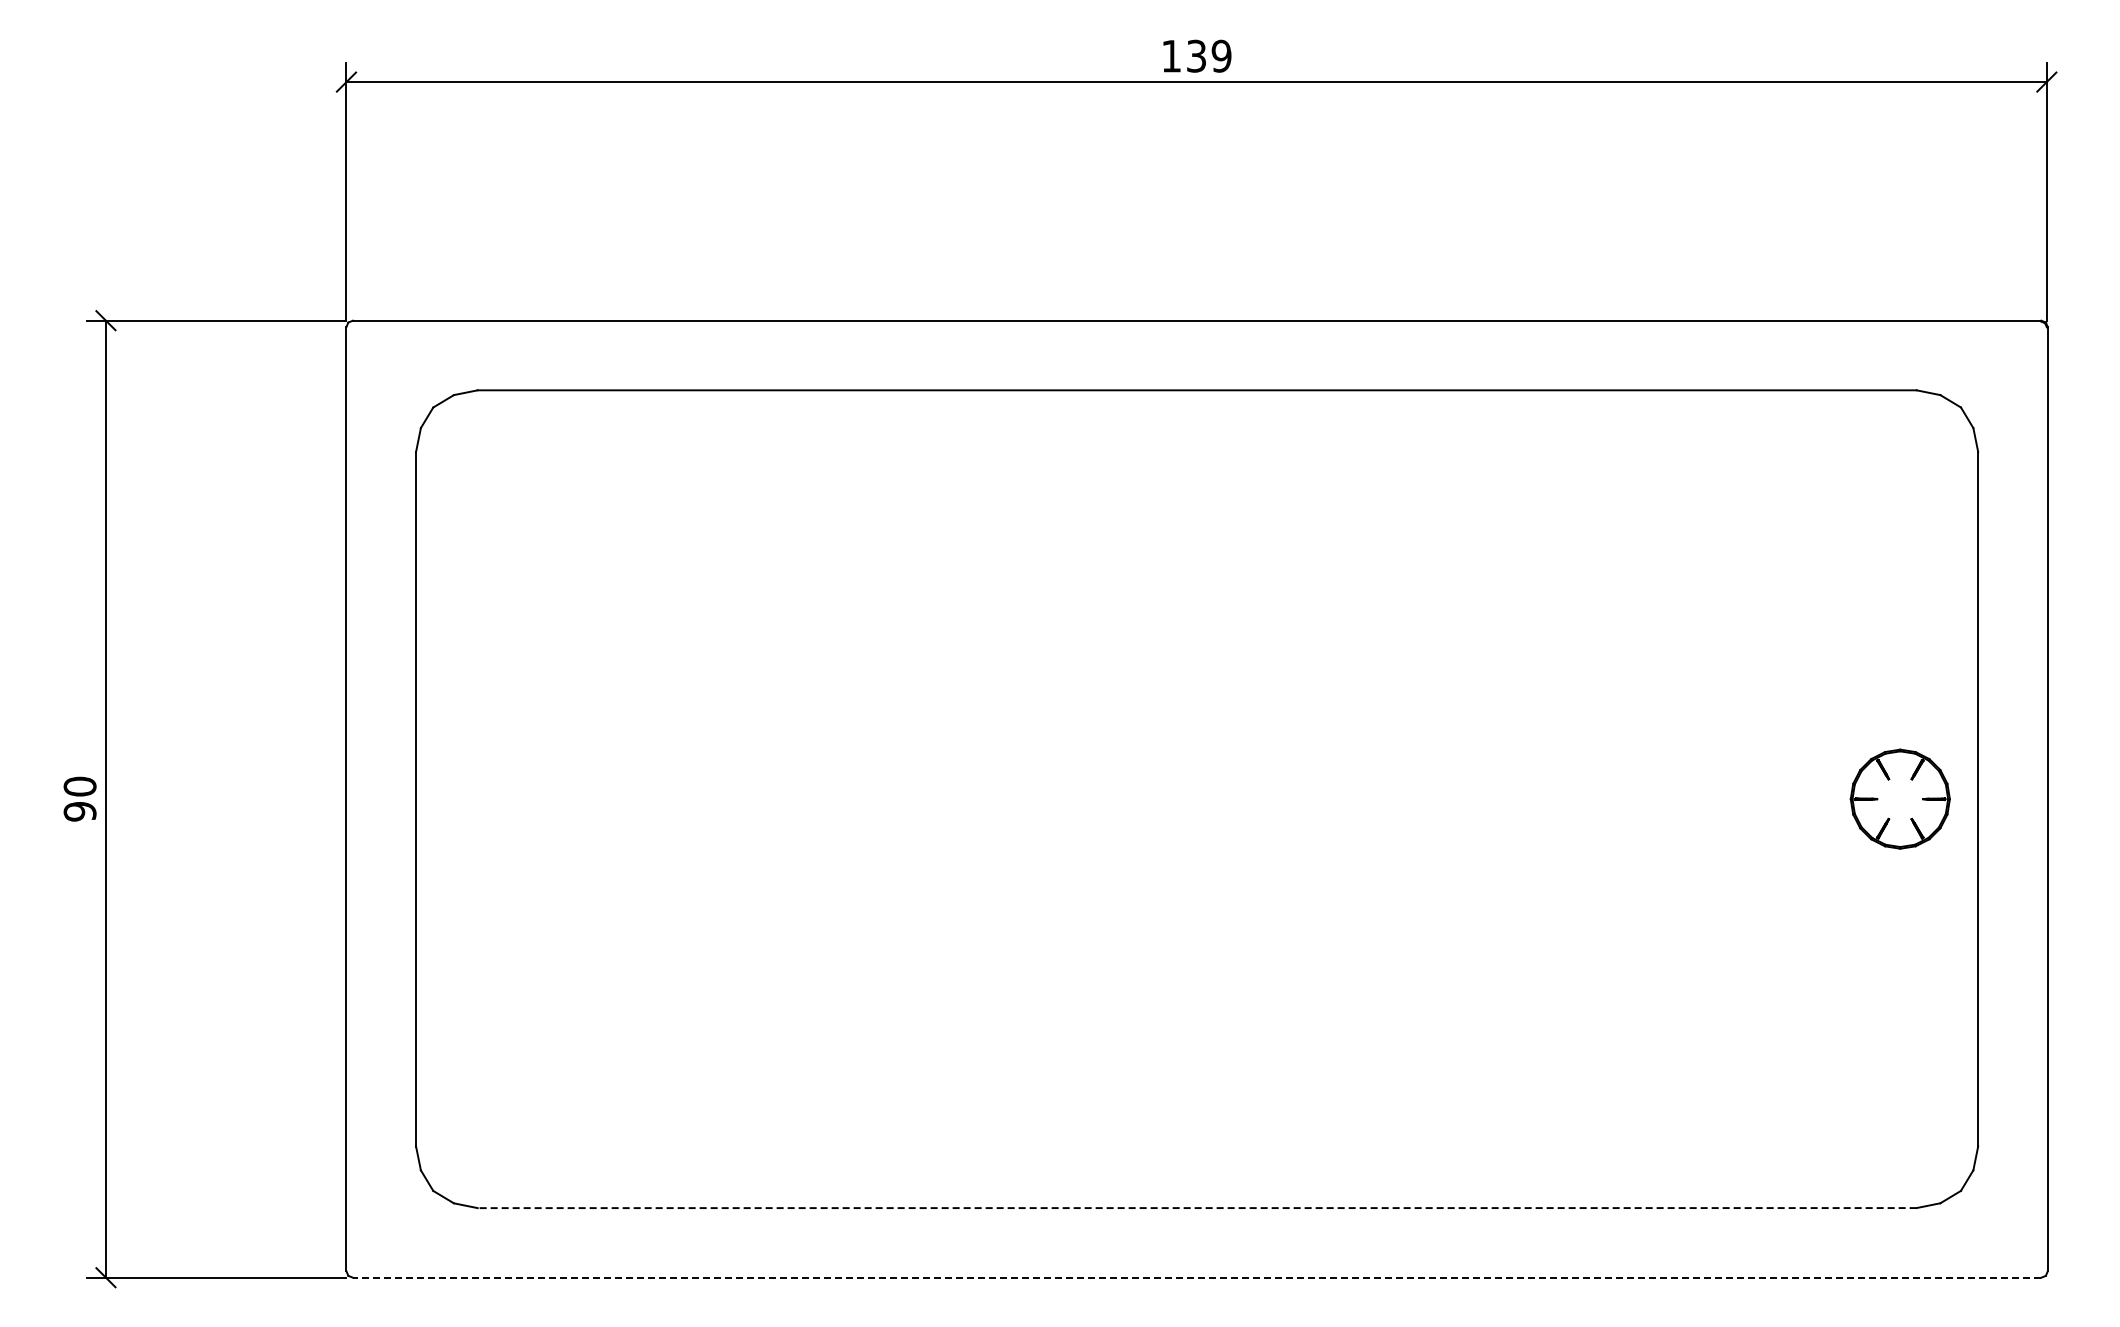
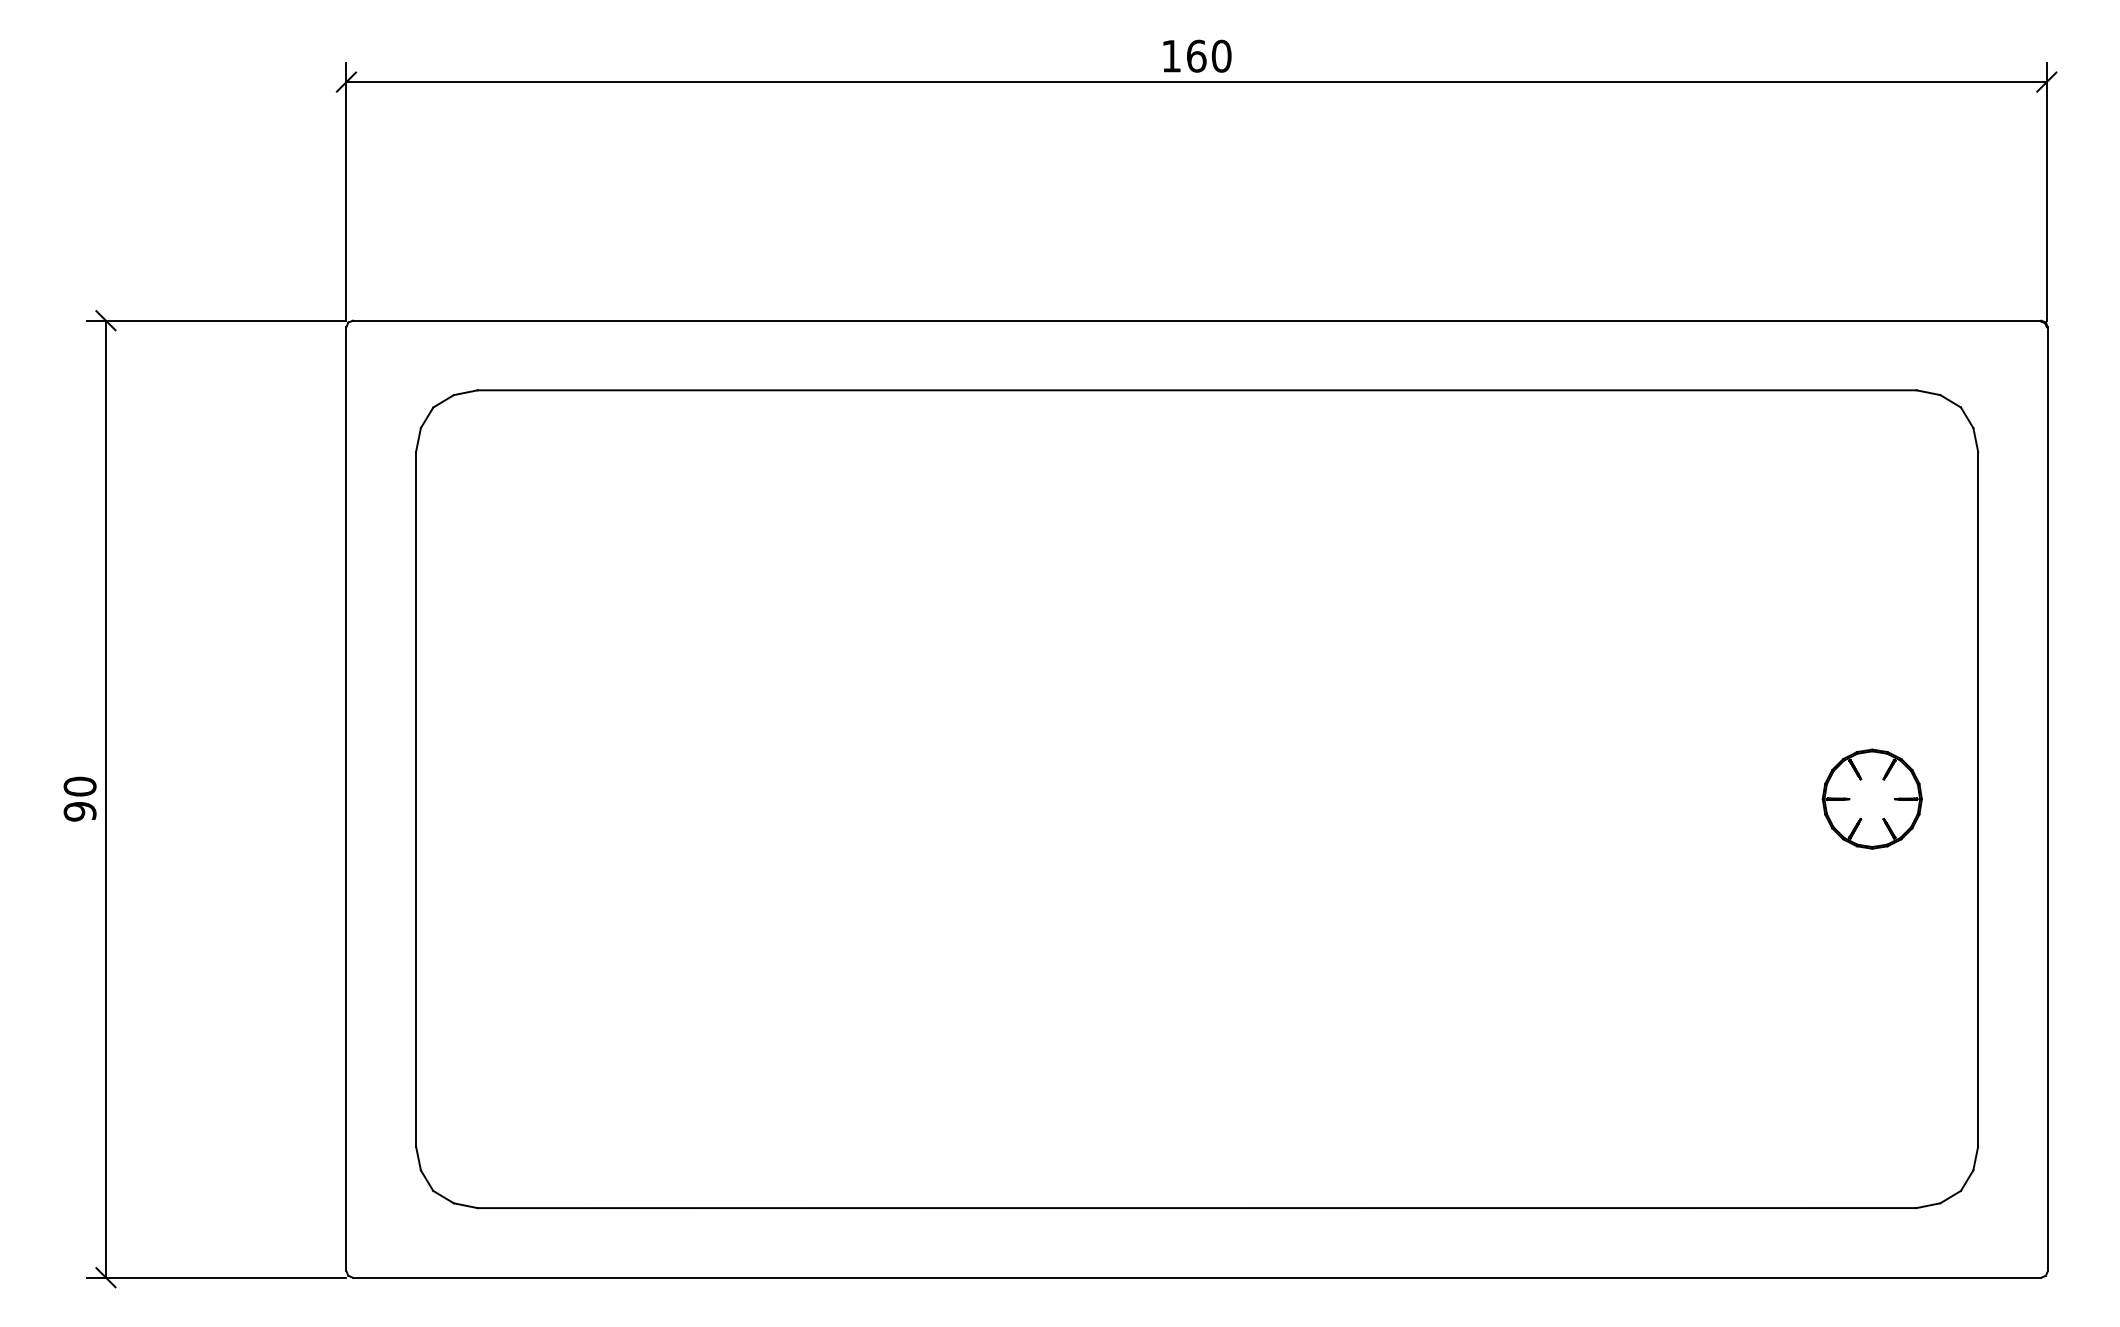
text: 139 -> 160 (1209, 55)
part position: (1899, 798) -> (1871, 798) (1871, 798)
line: dashed -> solid (1196, 1208)
line: dashed -> solid (1196, 1277)
